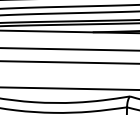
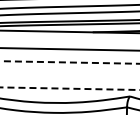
line: solid -> dashed (69, 62)
line: solid -> dashed (69, 88)
